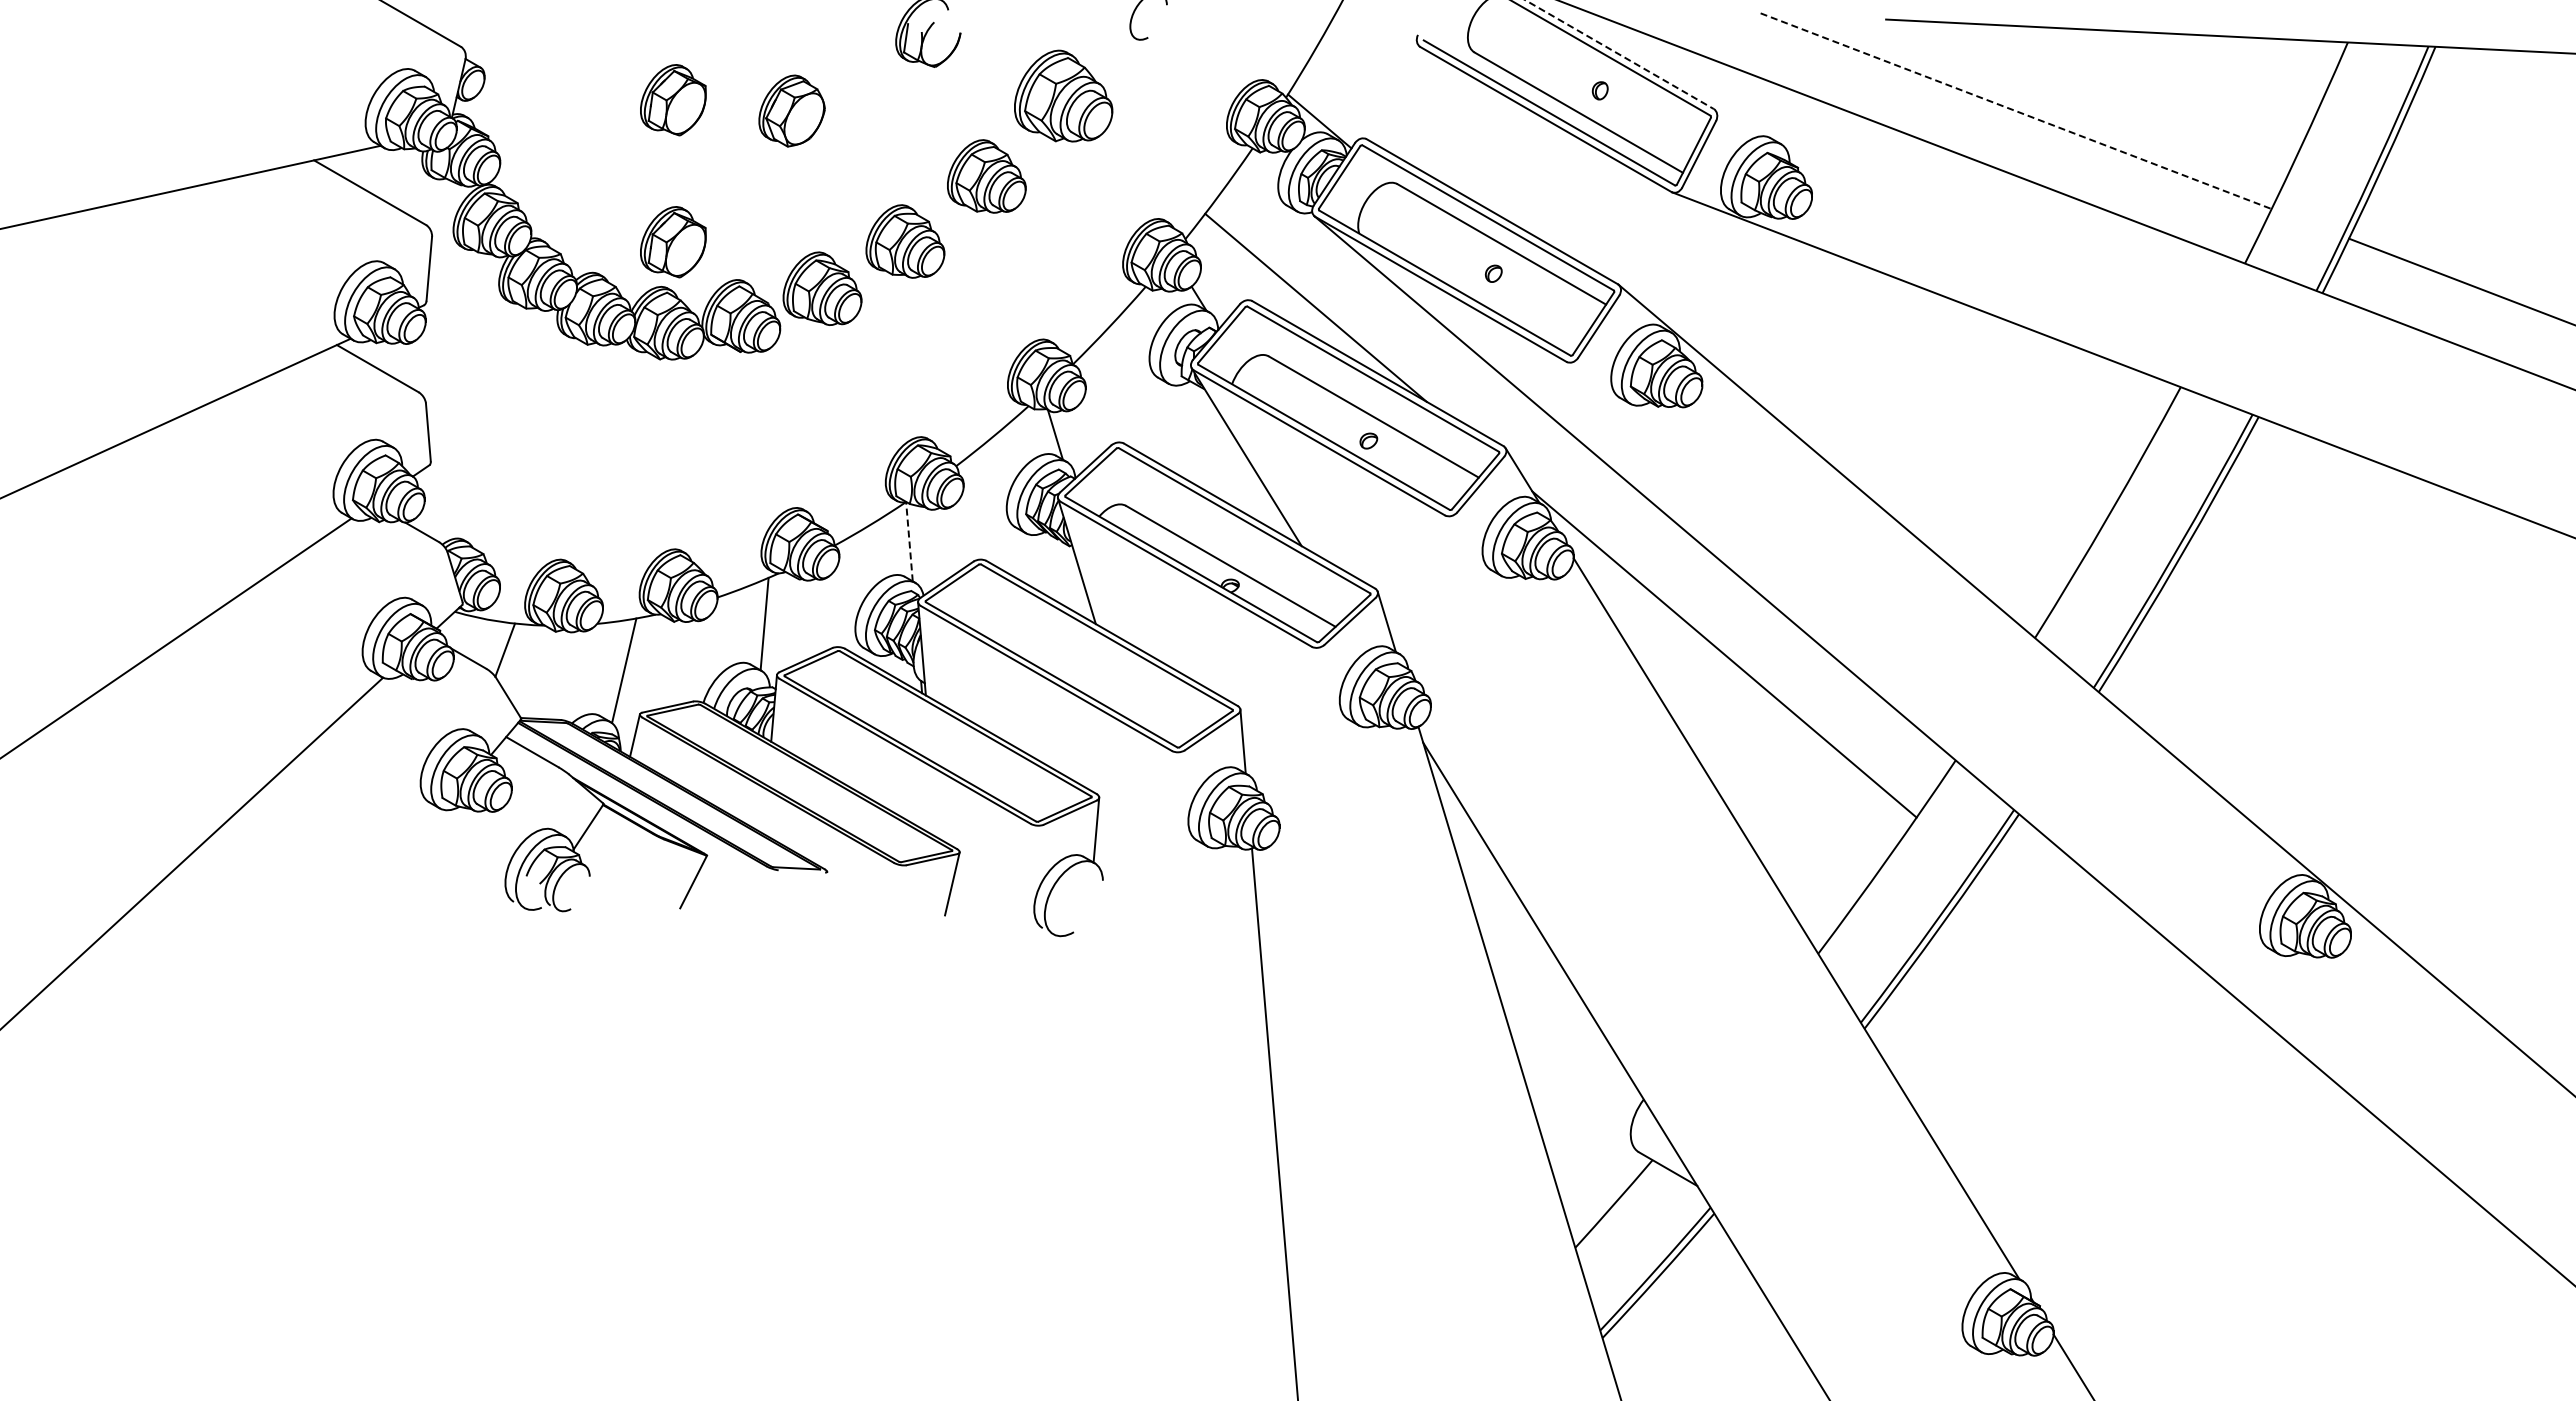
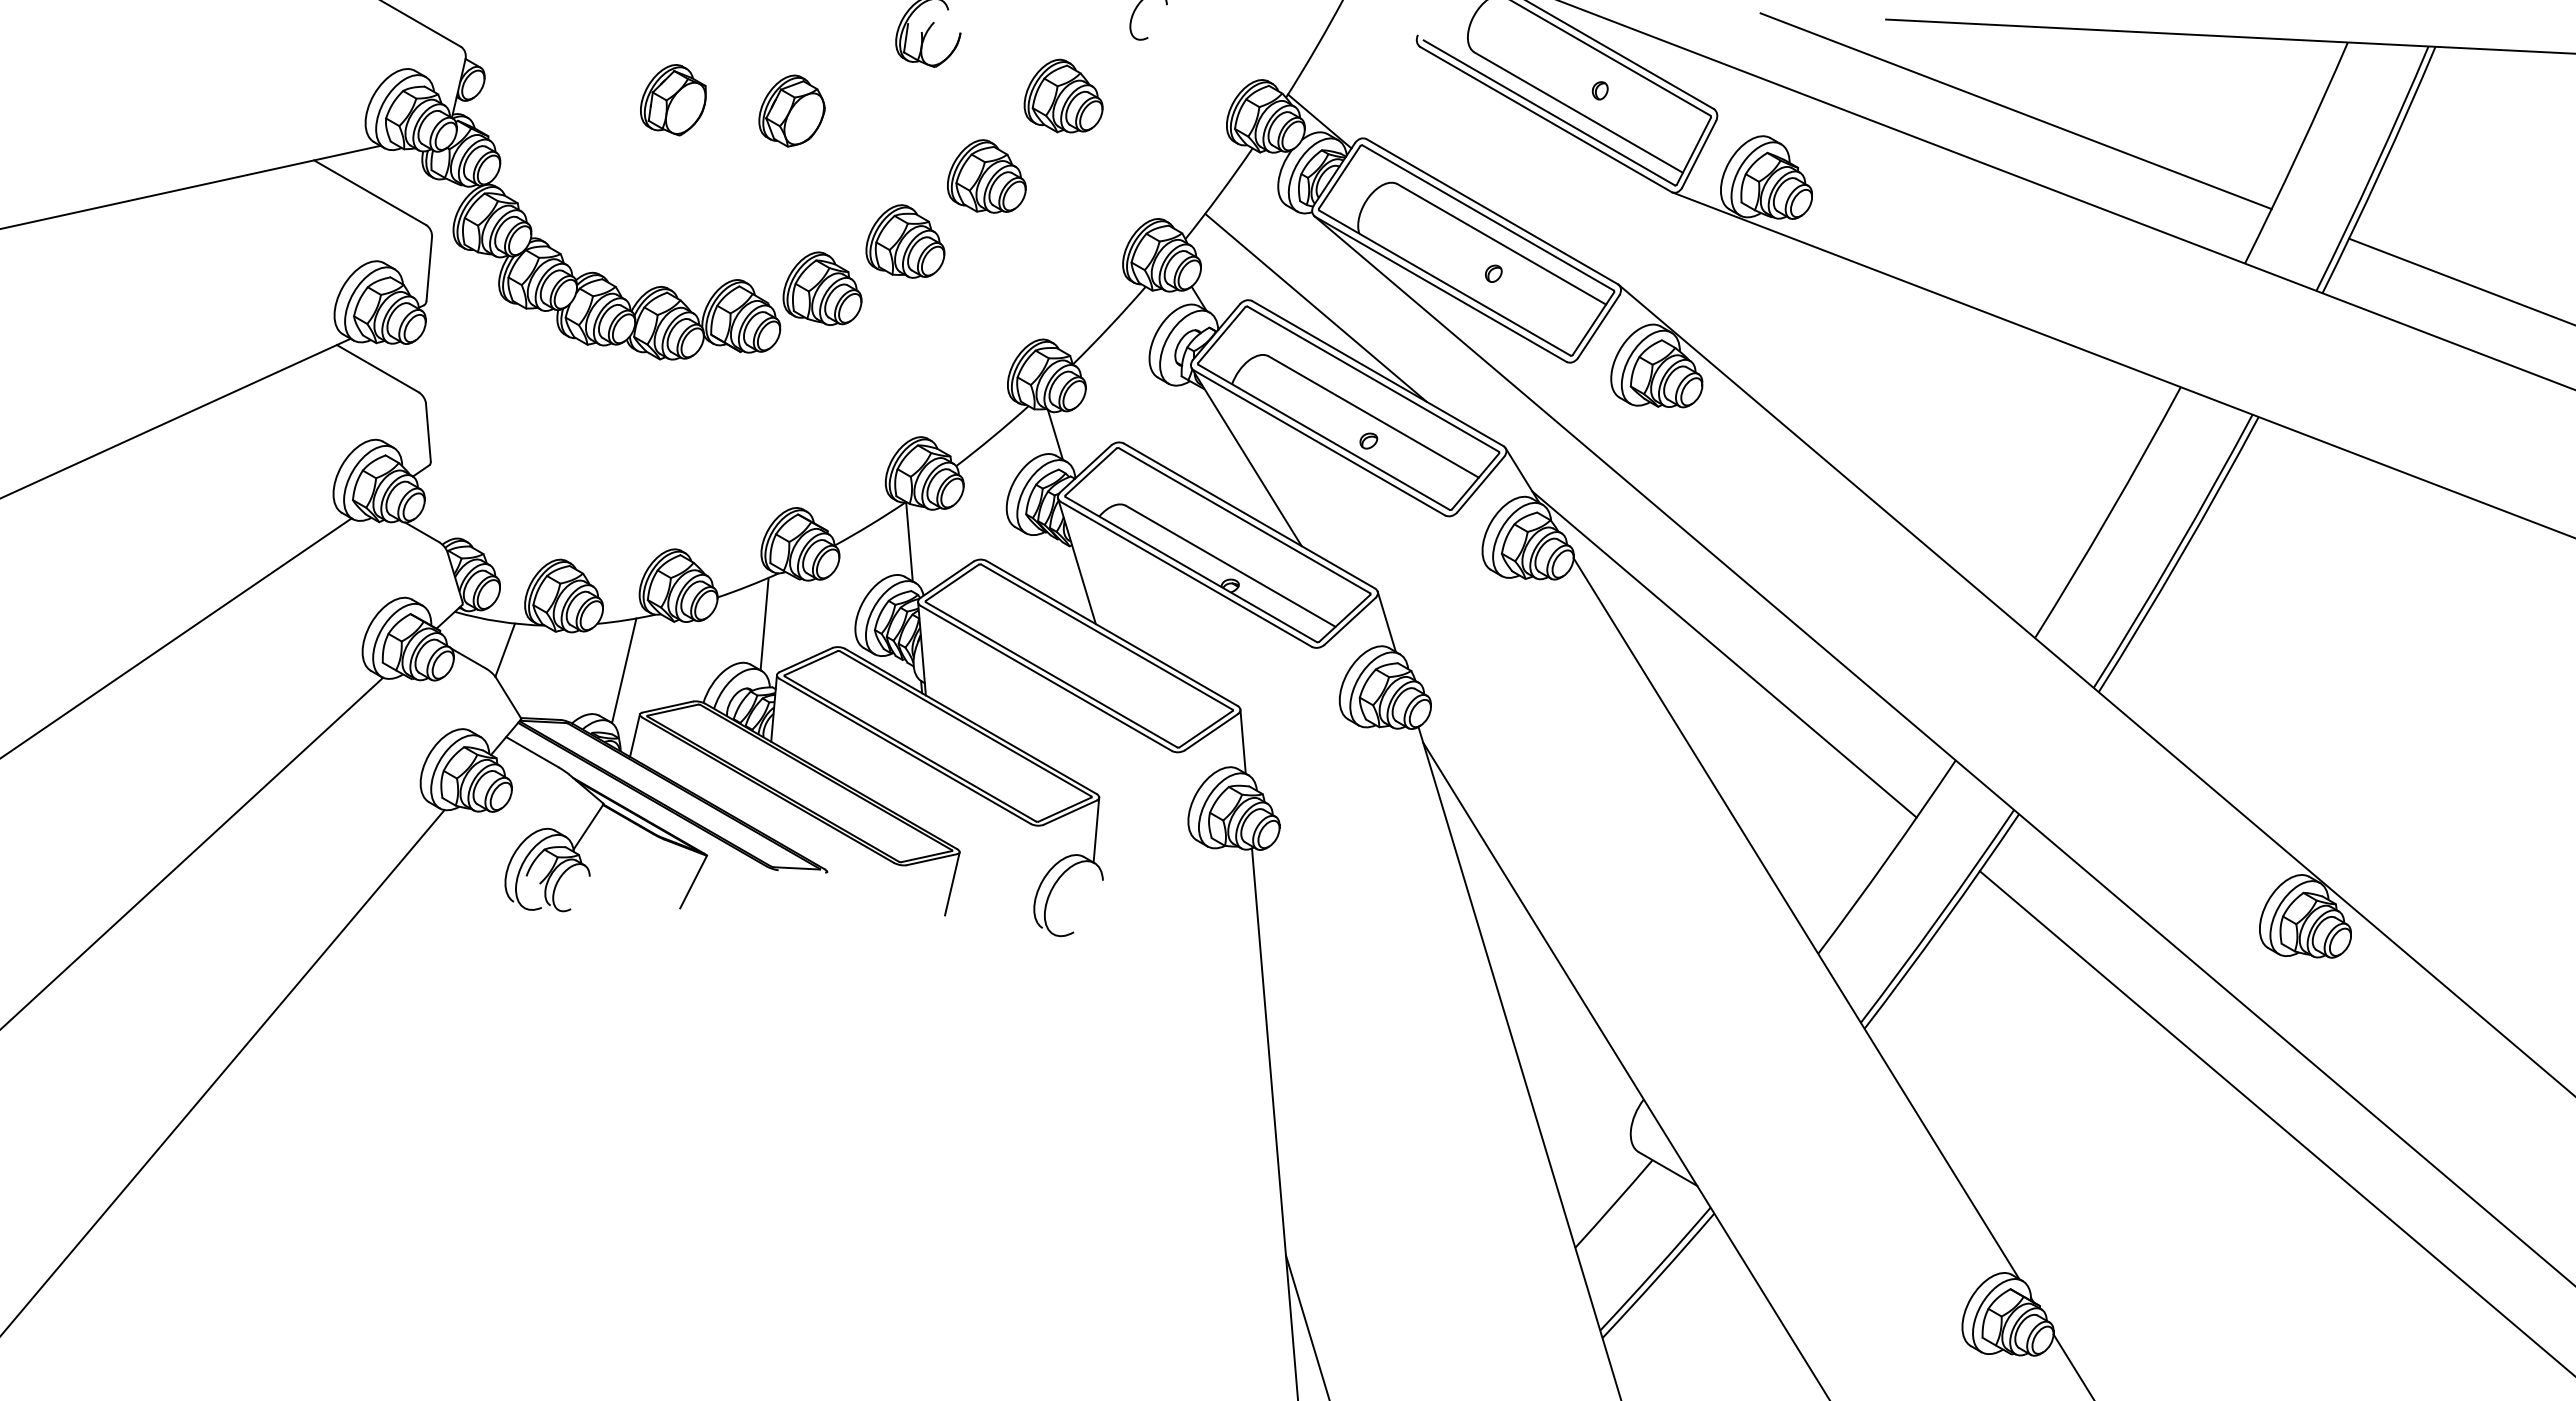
line: dashed -> solid (1619, 54)
part size: 100x94 px -> 81x76 px (1063, 95)
line: dashed -> solid (2016, 111)
part: present -> none (673, 242)
line: dashed -> solid (909, 541)
line: none -> present (223, 1071)
line: none -> present (2275, 1122)
line: none -> present (1306, 1326)
